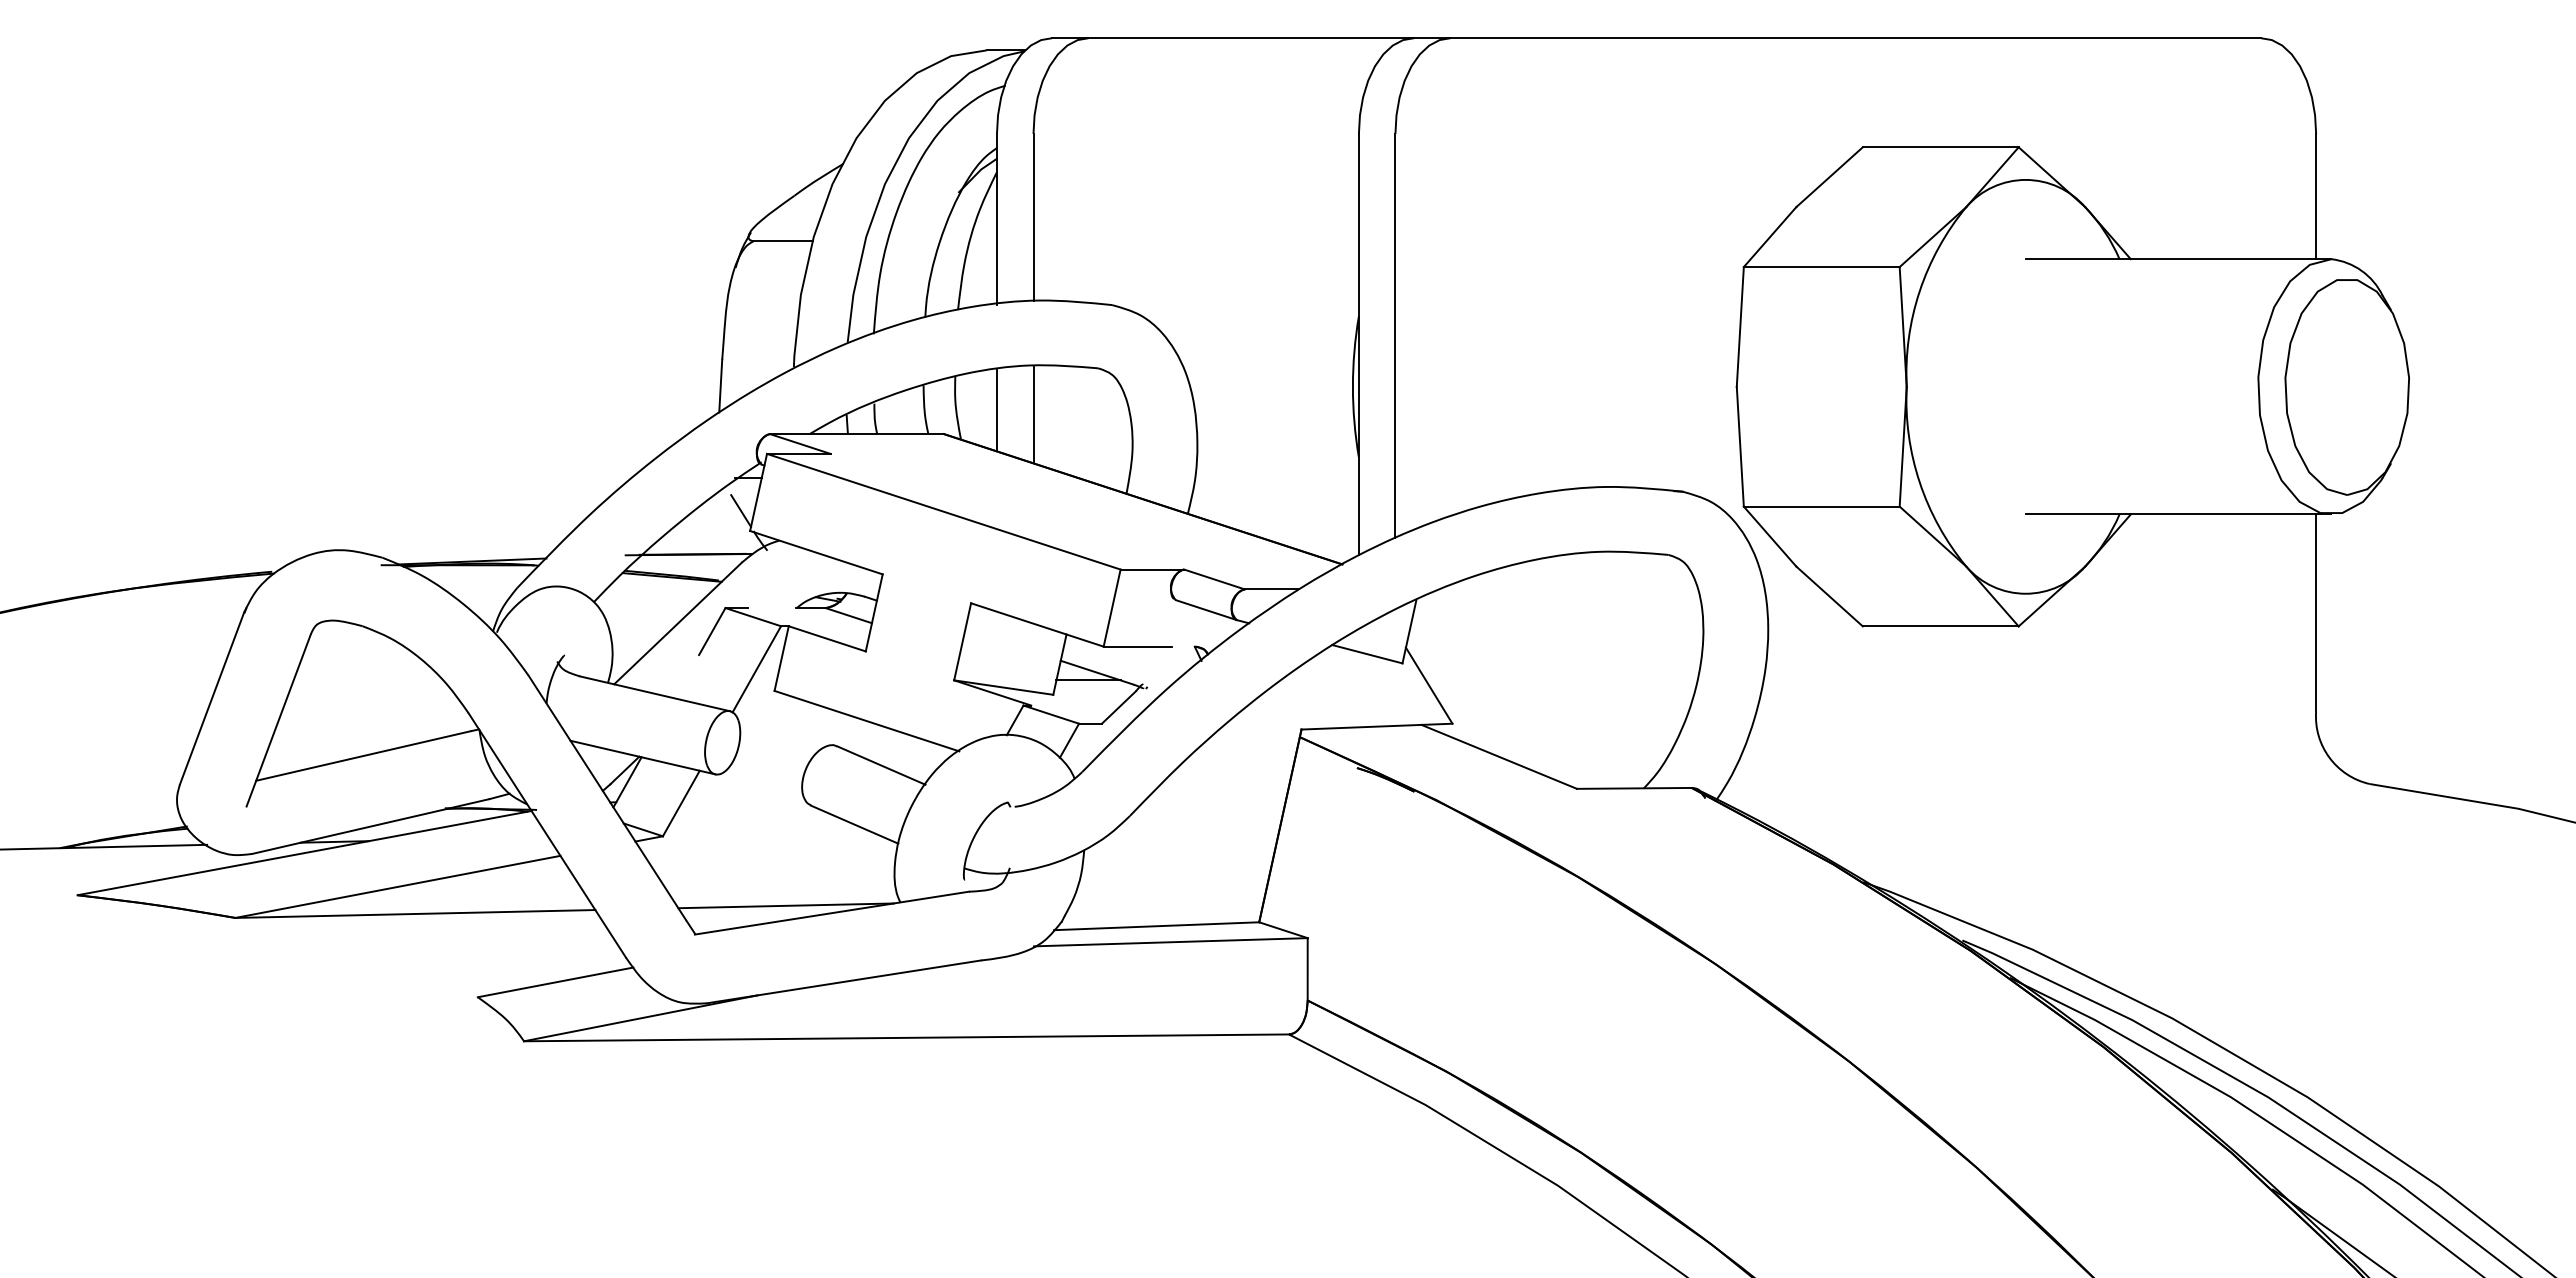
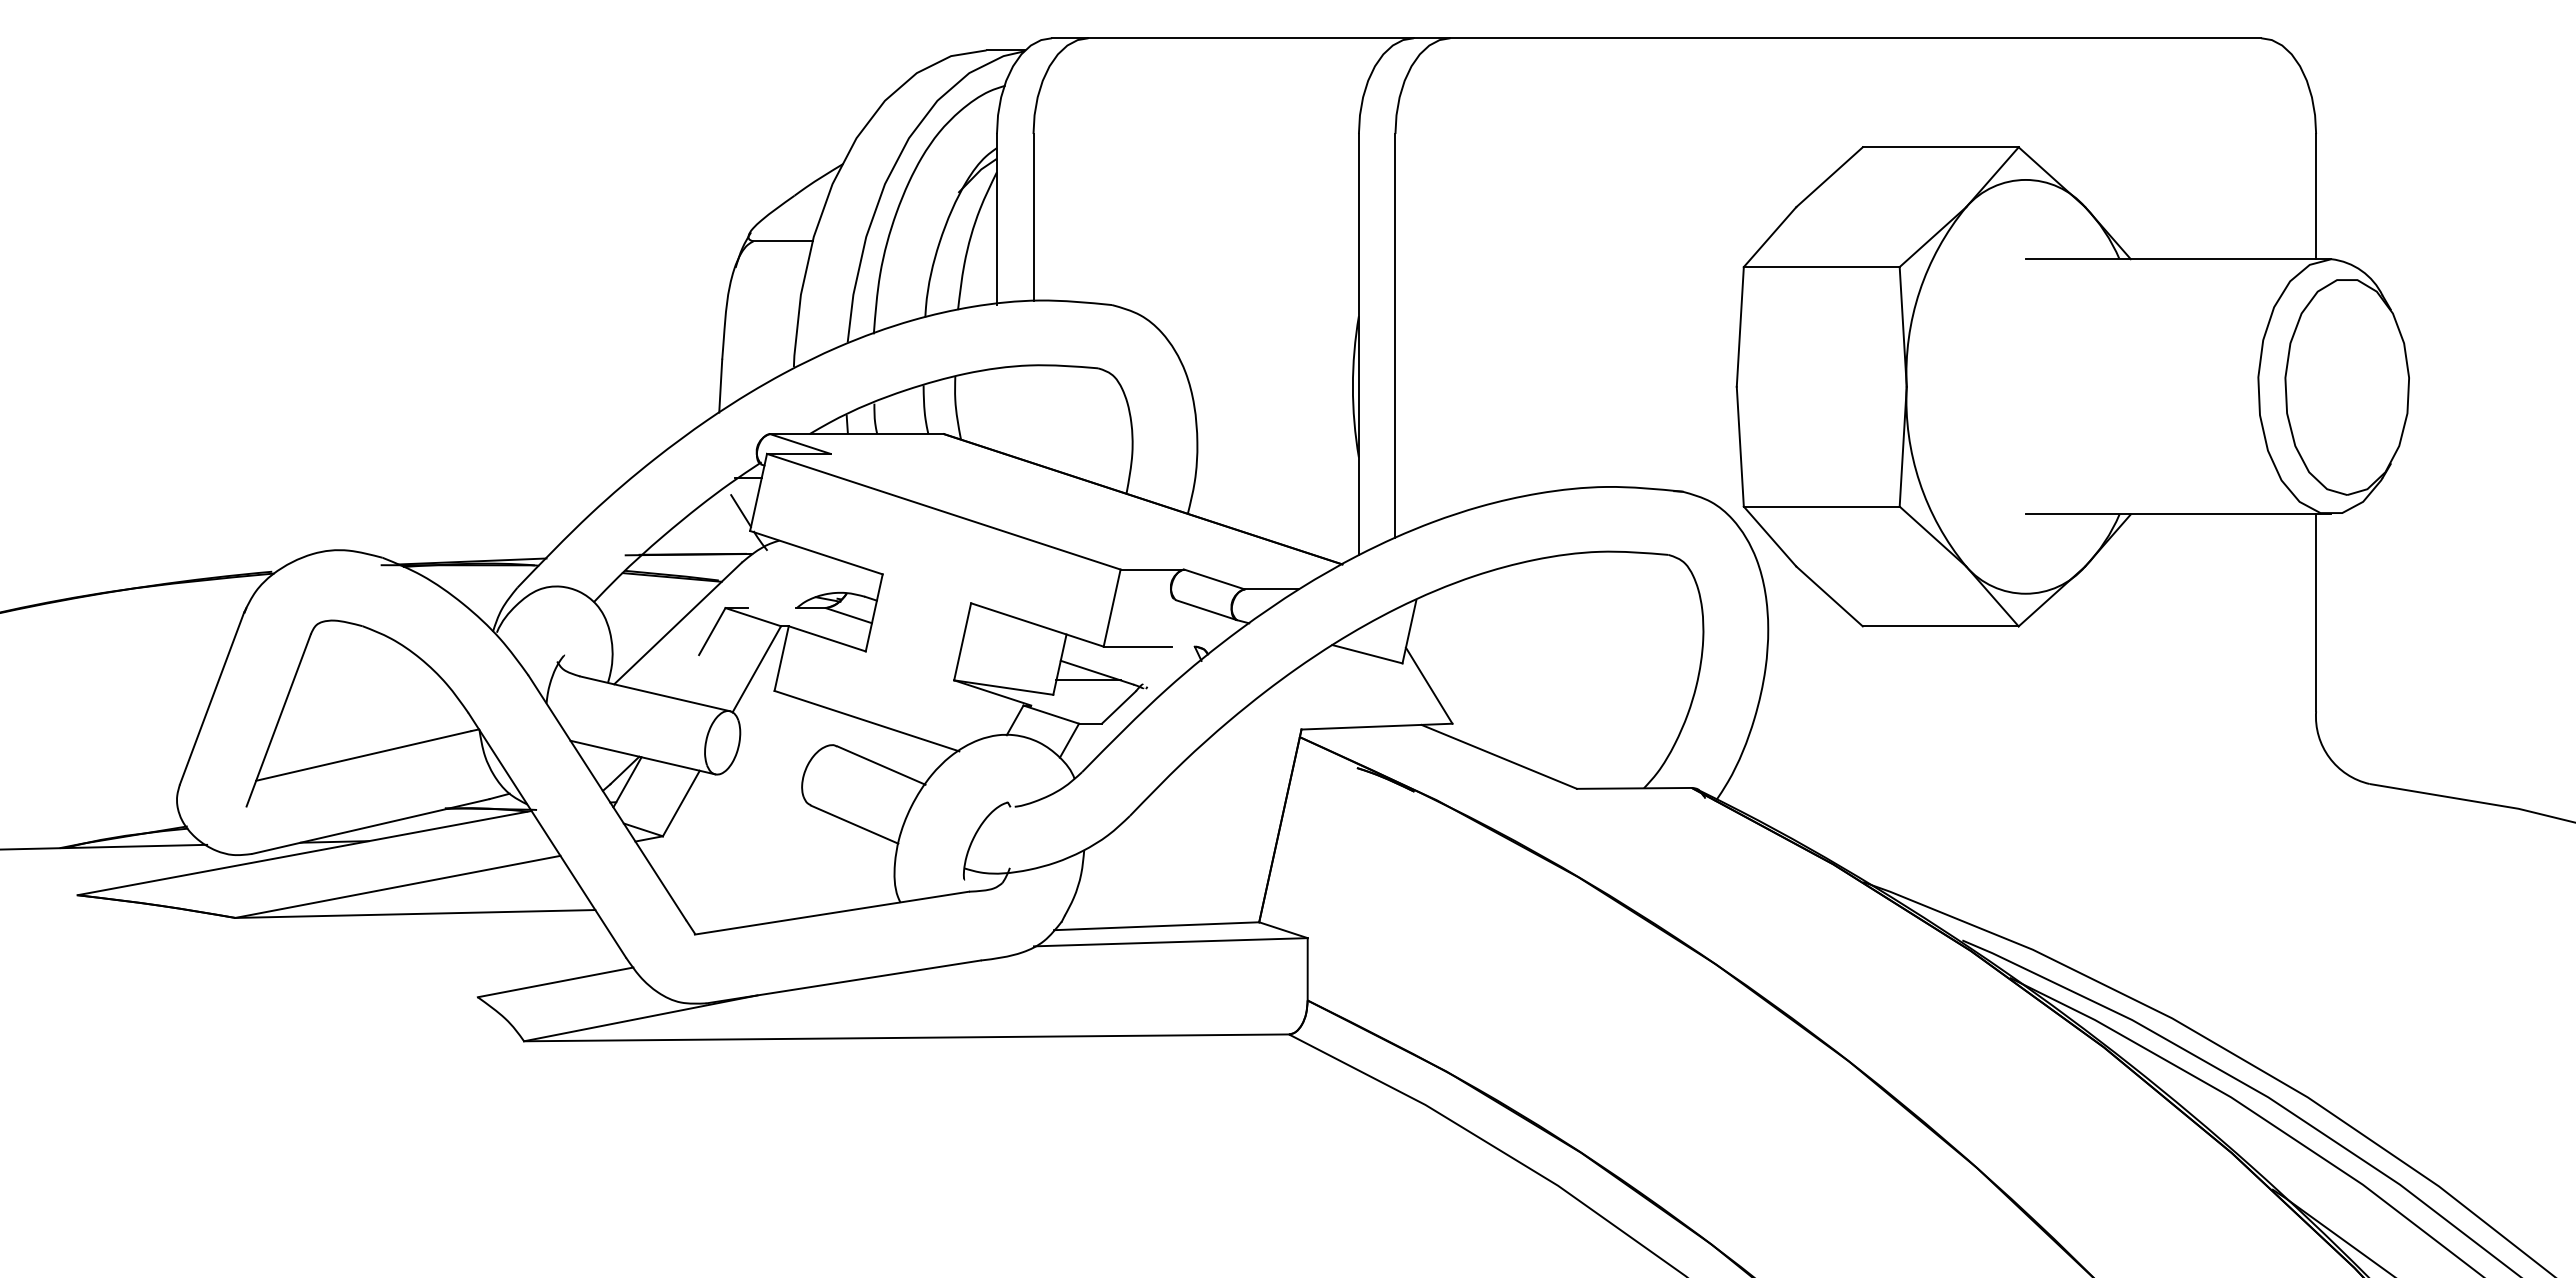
line: present -> none (996, 410)
line: present -> none (1033, 414)
line: present -> none (785, 905)
